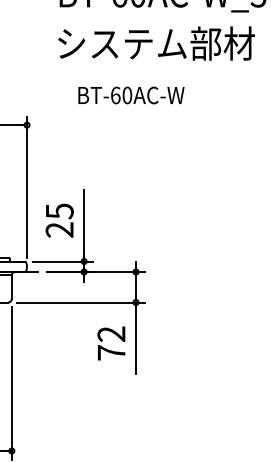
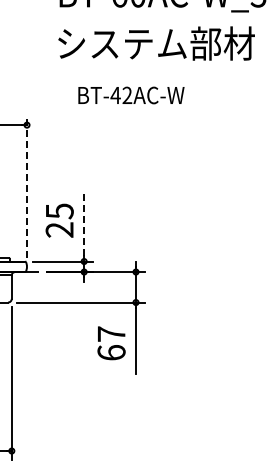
text: BT-60AC-W -> BT-42AC-W (121, 95)
line: solid -> dashed (27, 187)
line: solid -> dashed (84, 222)
text: 72 -> 67 (111, 343)
